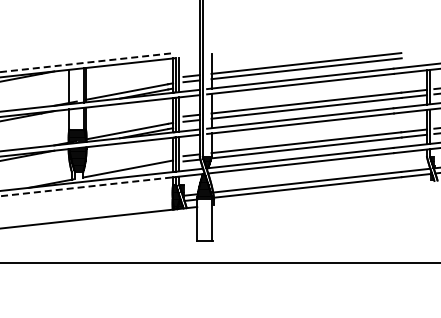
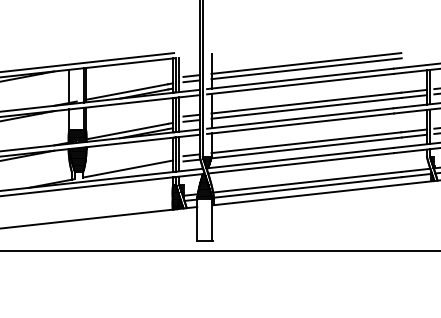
line: dashed -> solid (87, 62)
line: dashed -> solid (88, 186)
line: none -> present (325, 192)
line position: (219, 263) -> (219, 251) (219, 251)
